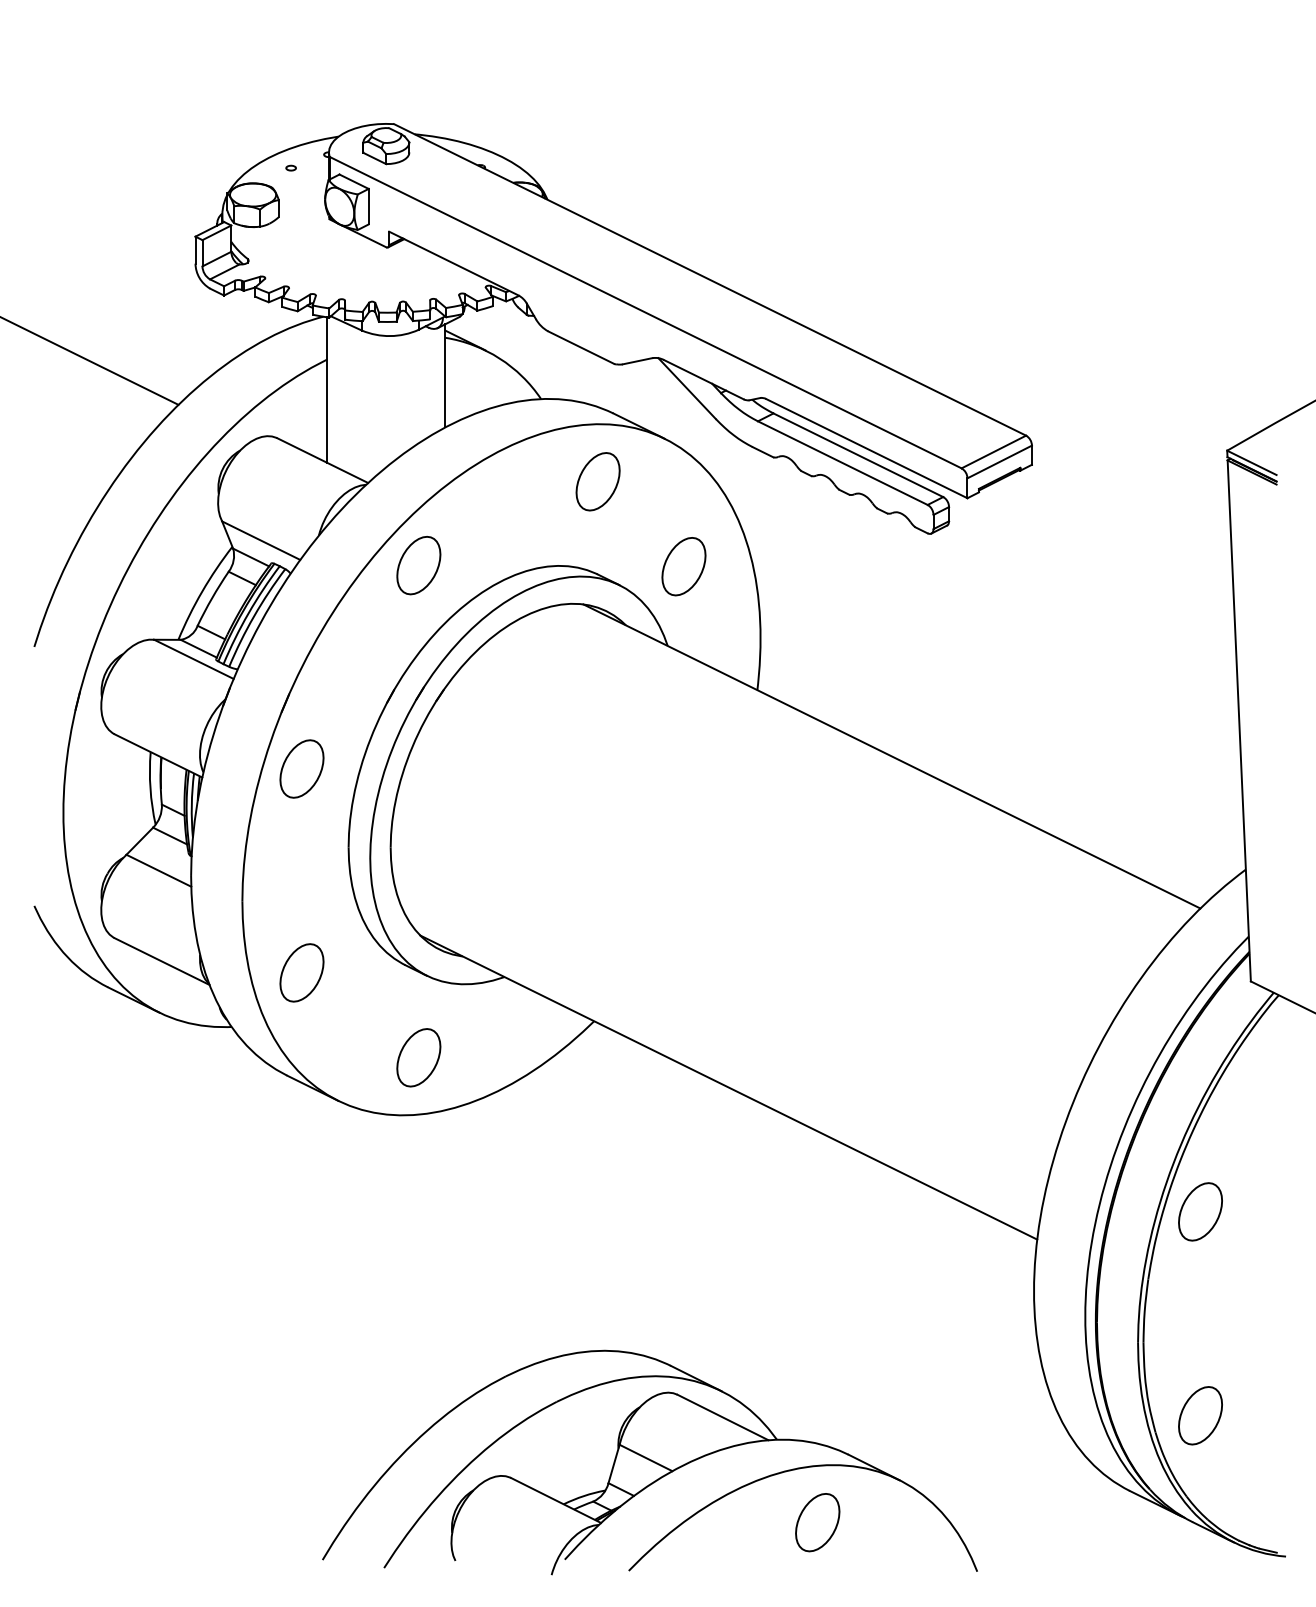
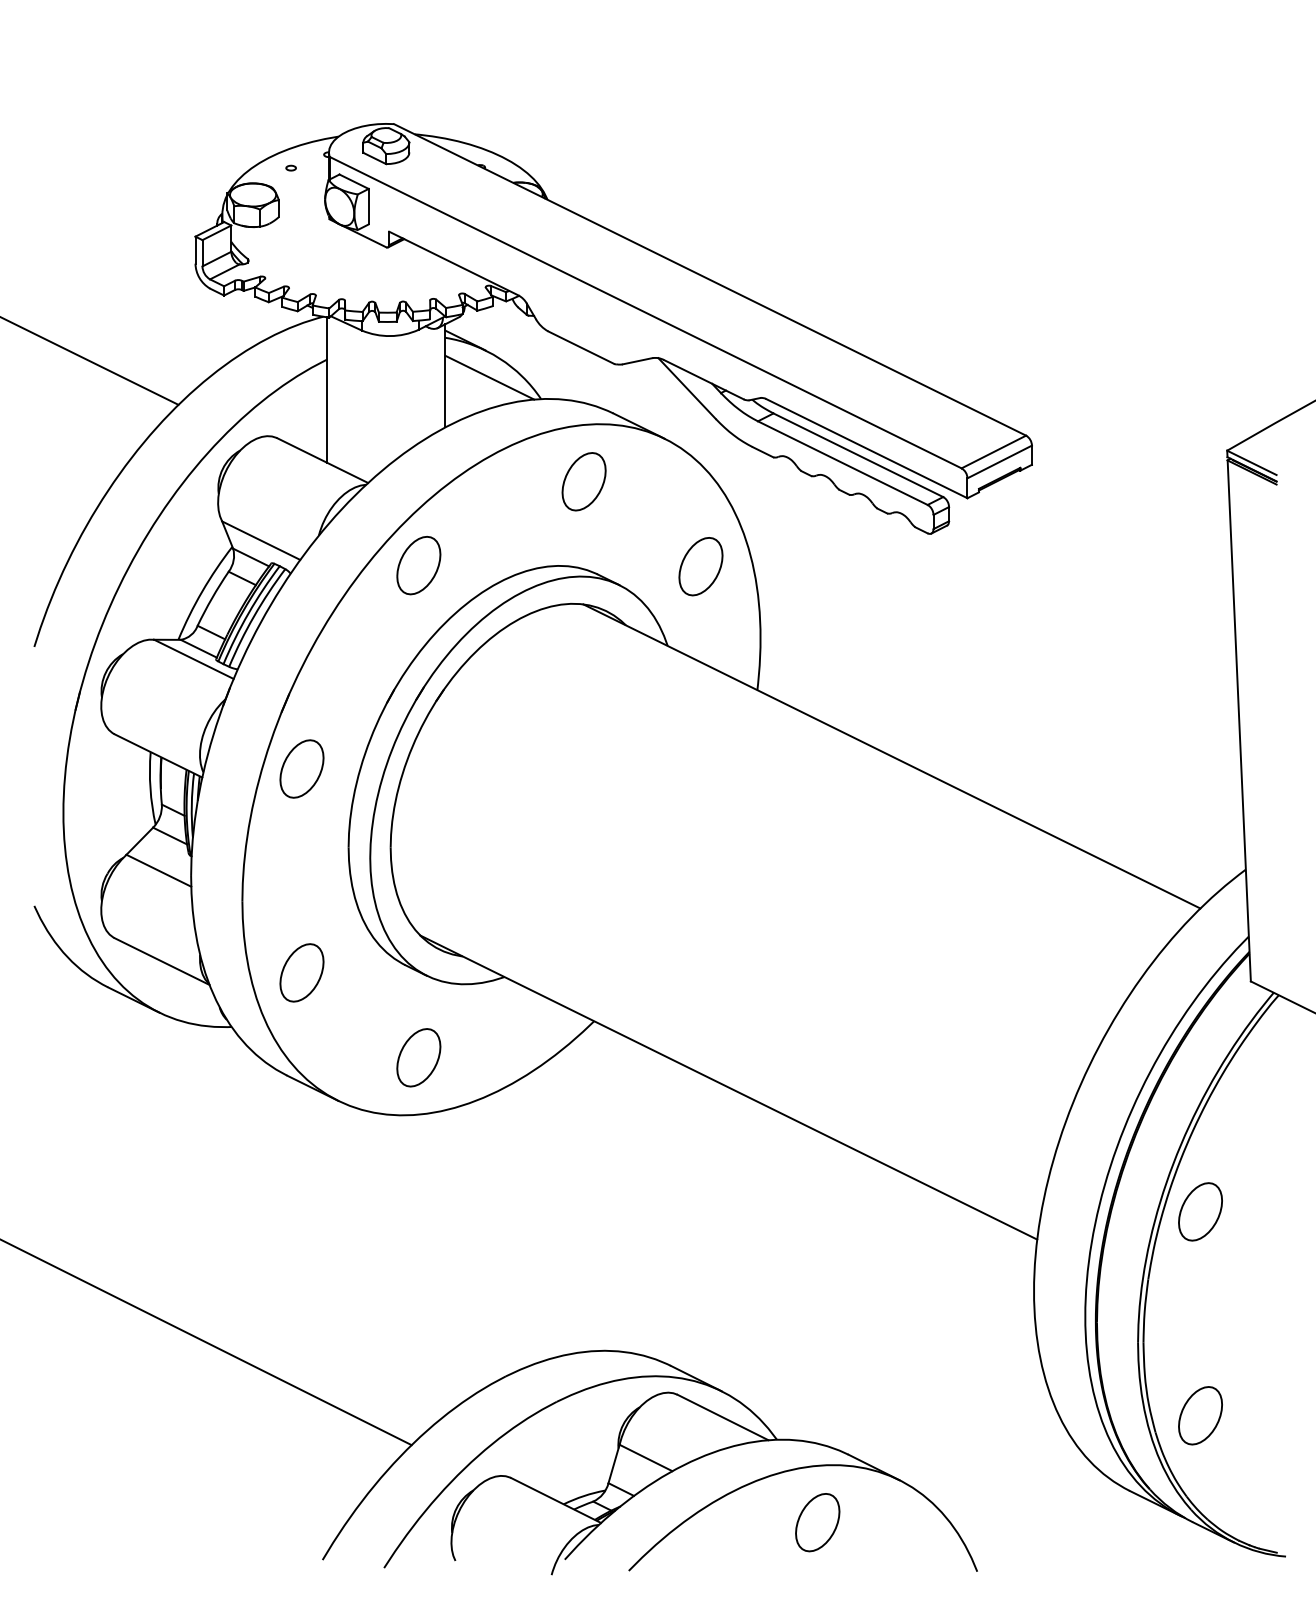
line: none -> present (489, 377)
part position: (597, 481) -> (583, 481) (583, 481)
part position: (683, 566) -> (700, 566) (700, 566)
line: none -> present (206, 1342)
